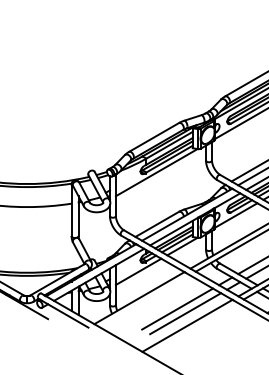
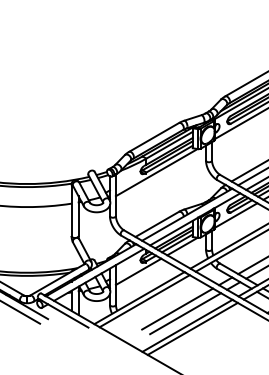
line: none -> present (144, 301)
line: none -> present (21, 312)
line: none -> present (192, 328)
